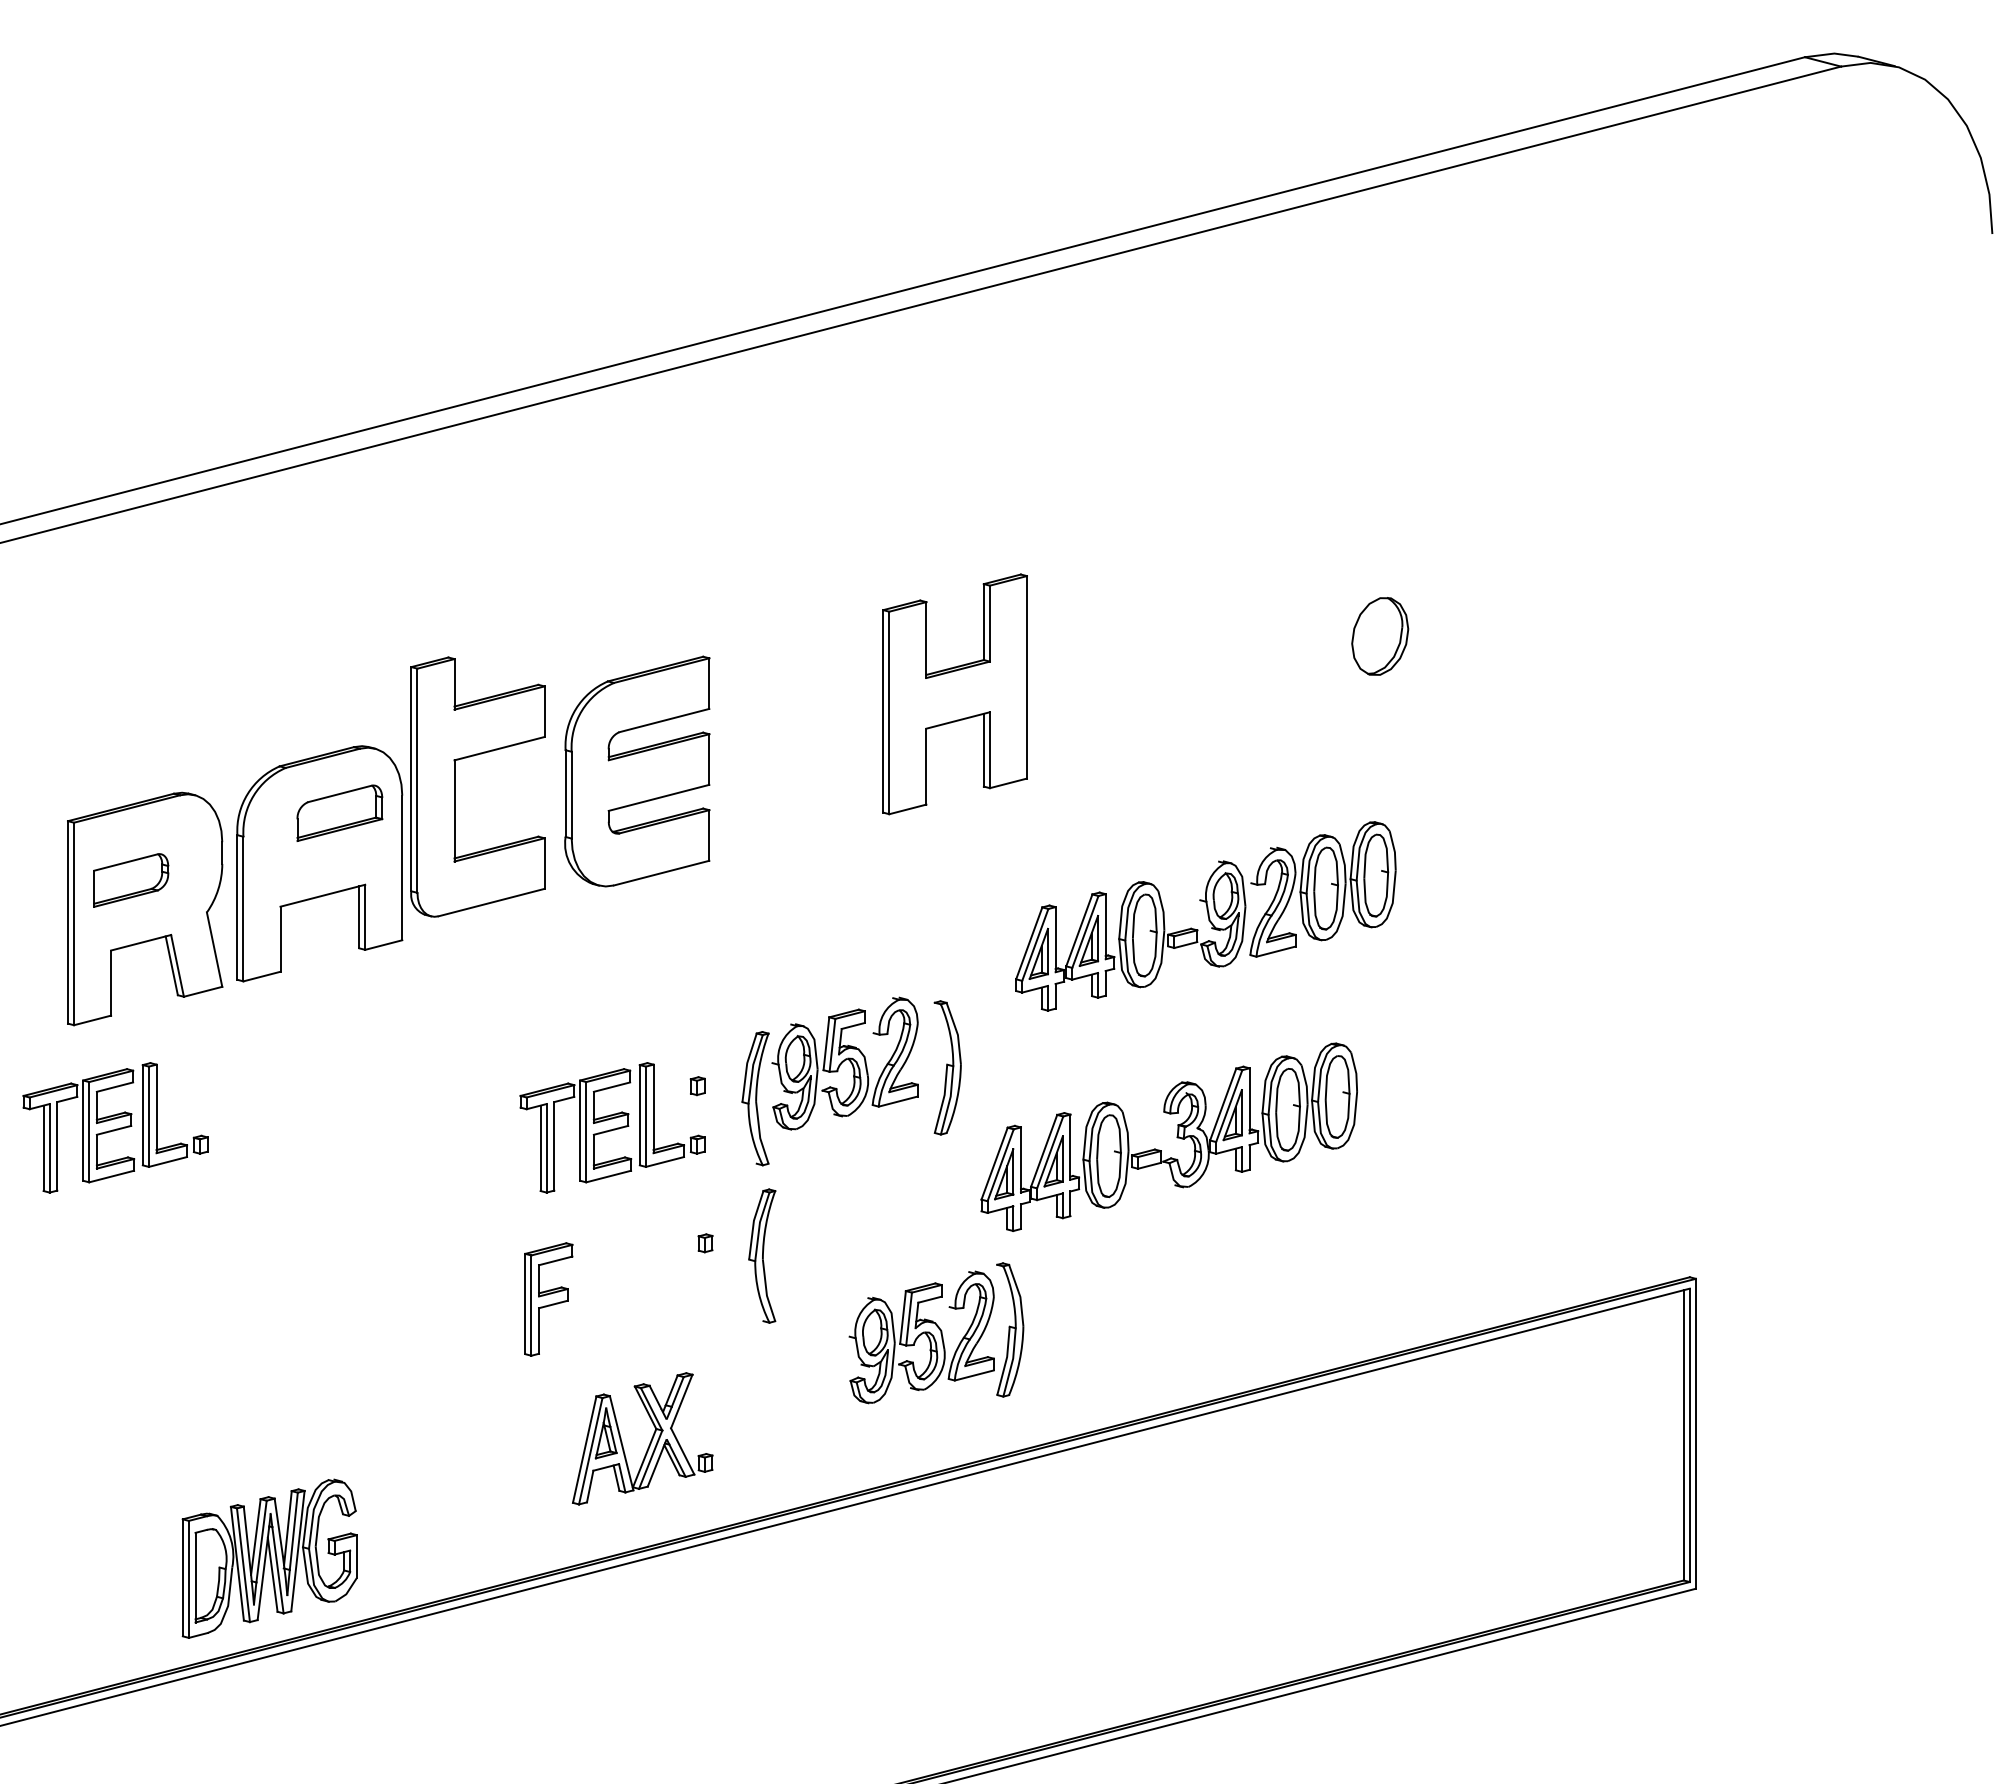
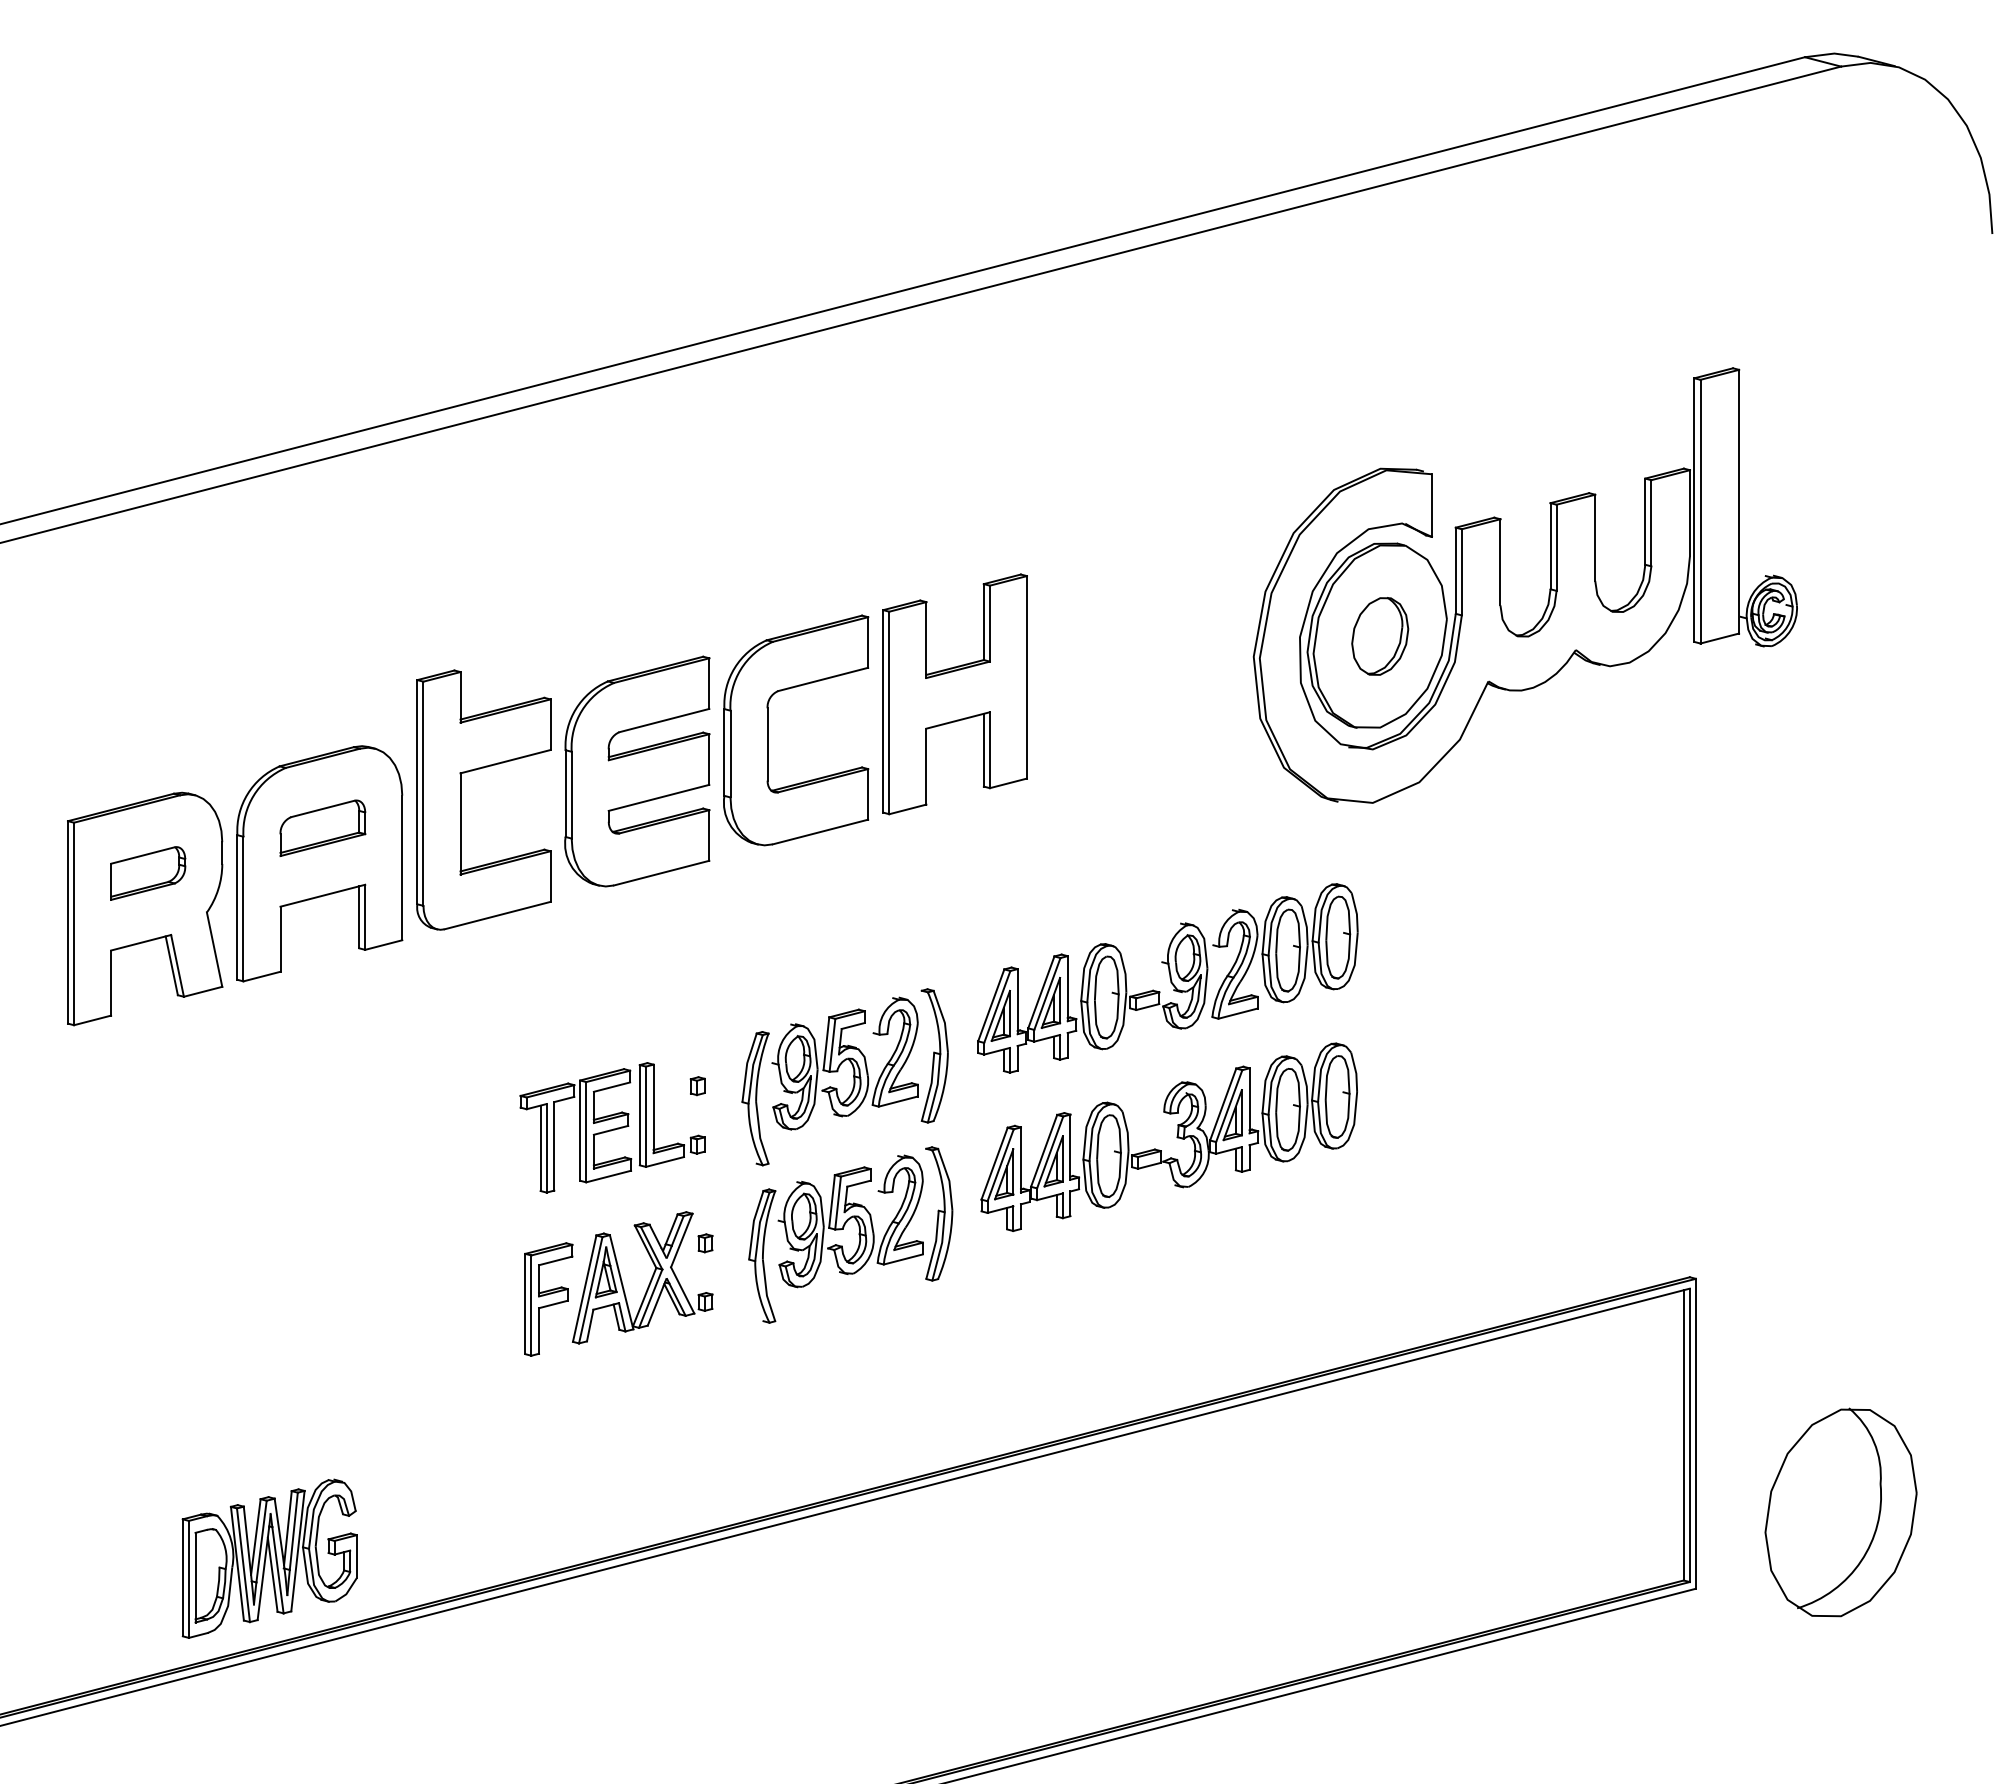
part: none -> present (1500, 585)
part: none -> present (768, 730)
part position: (455, 786) -> (461, 799) (461, 799)
part position: (339, 812) -> (322, 827) (322, 827)
part position: (131, 880) -> (148, 873) (148, 873)
part position: (1205, 916) -> (1167, 978) (1167, 978)
part position: (947, 1067) -> (934, 1055) (934, 1055)
part: present -> none (115, 1127)
part position: (936, 1333) -> (865, 1217) (865, 1217)
part position: (649, 1442) -> (649, 1281) (649, 1281)
part: none -> present (1840, 1512)
